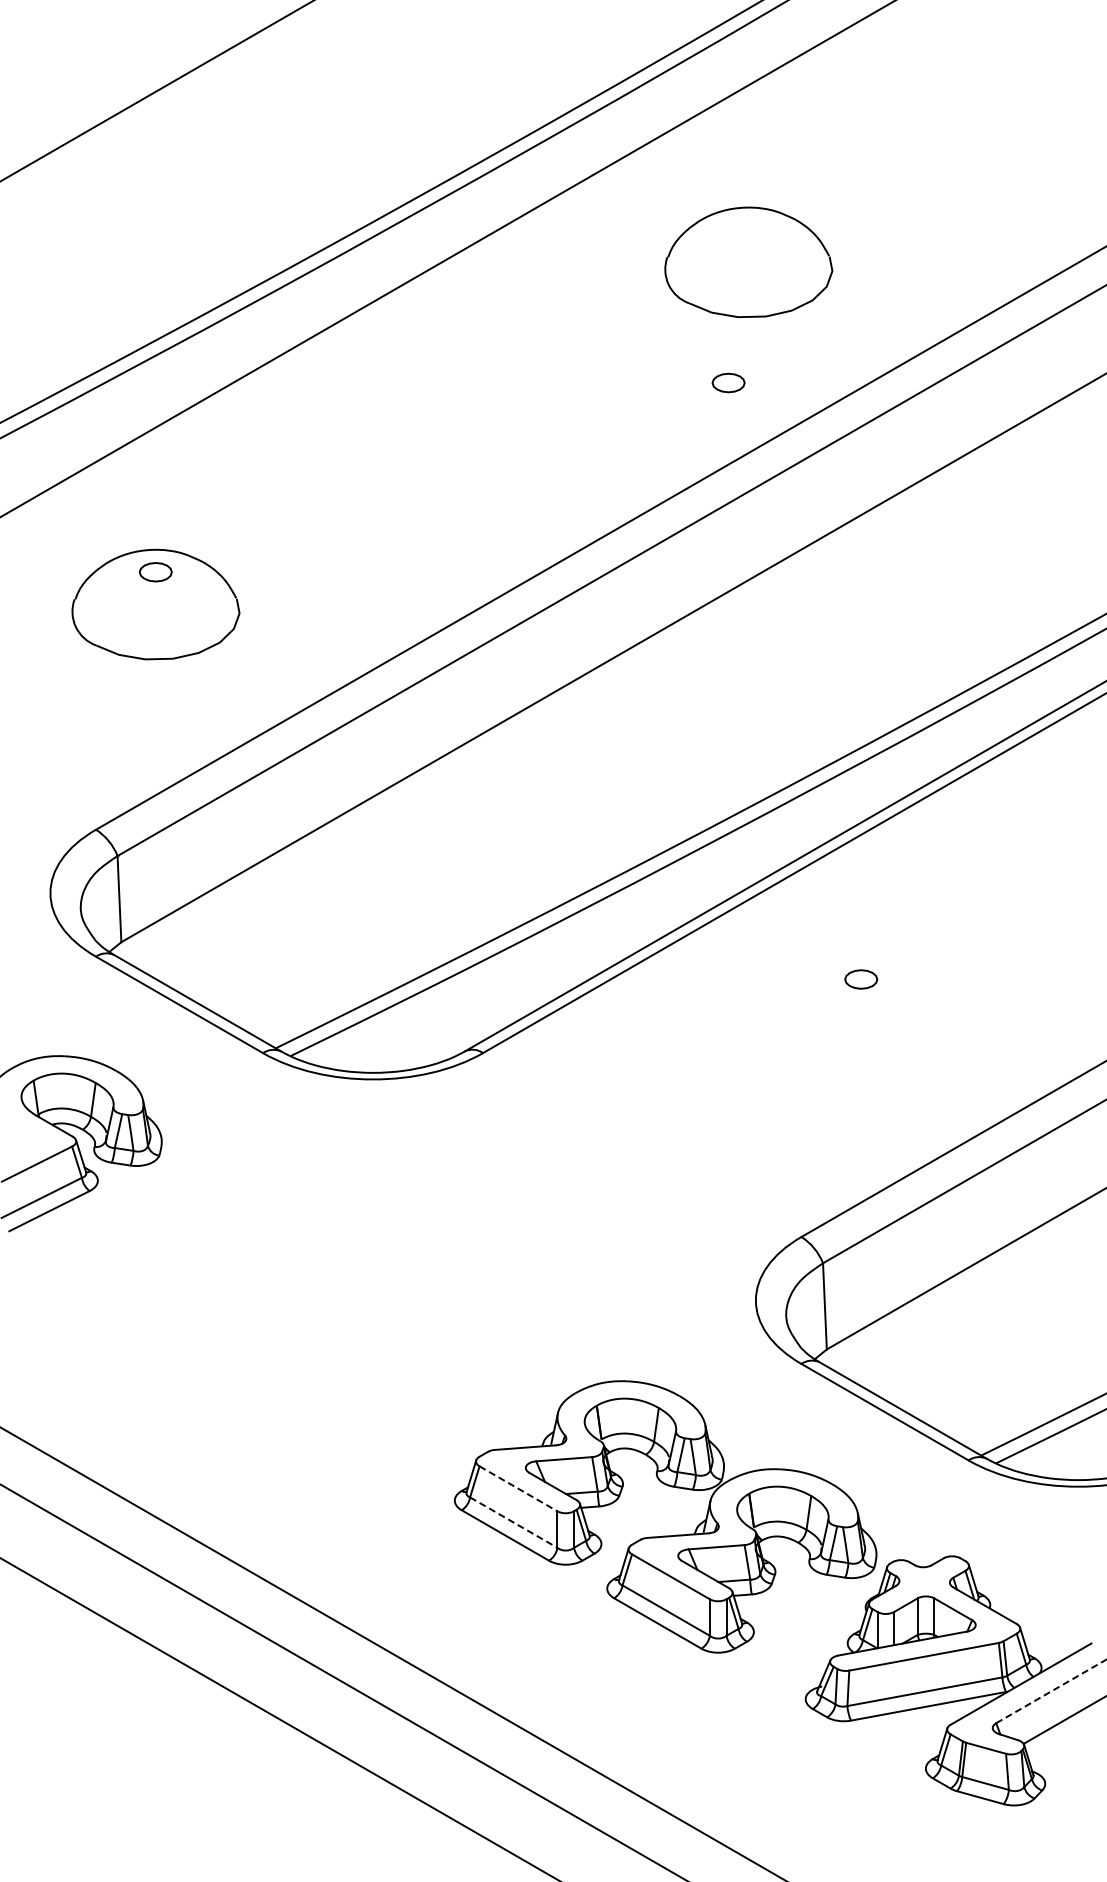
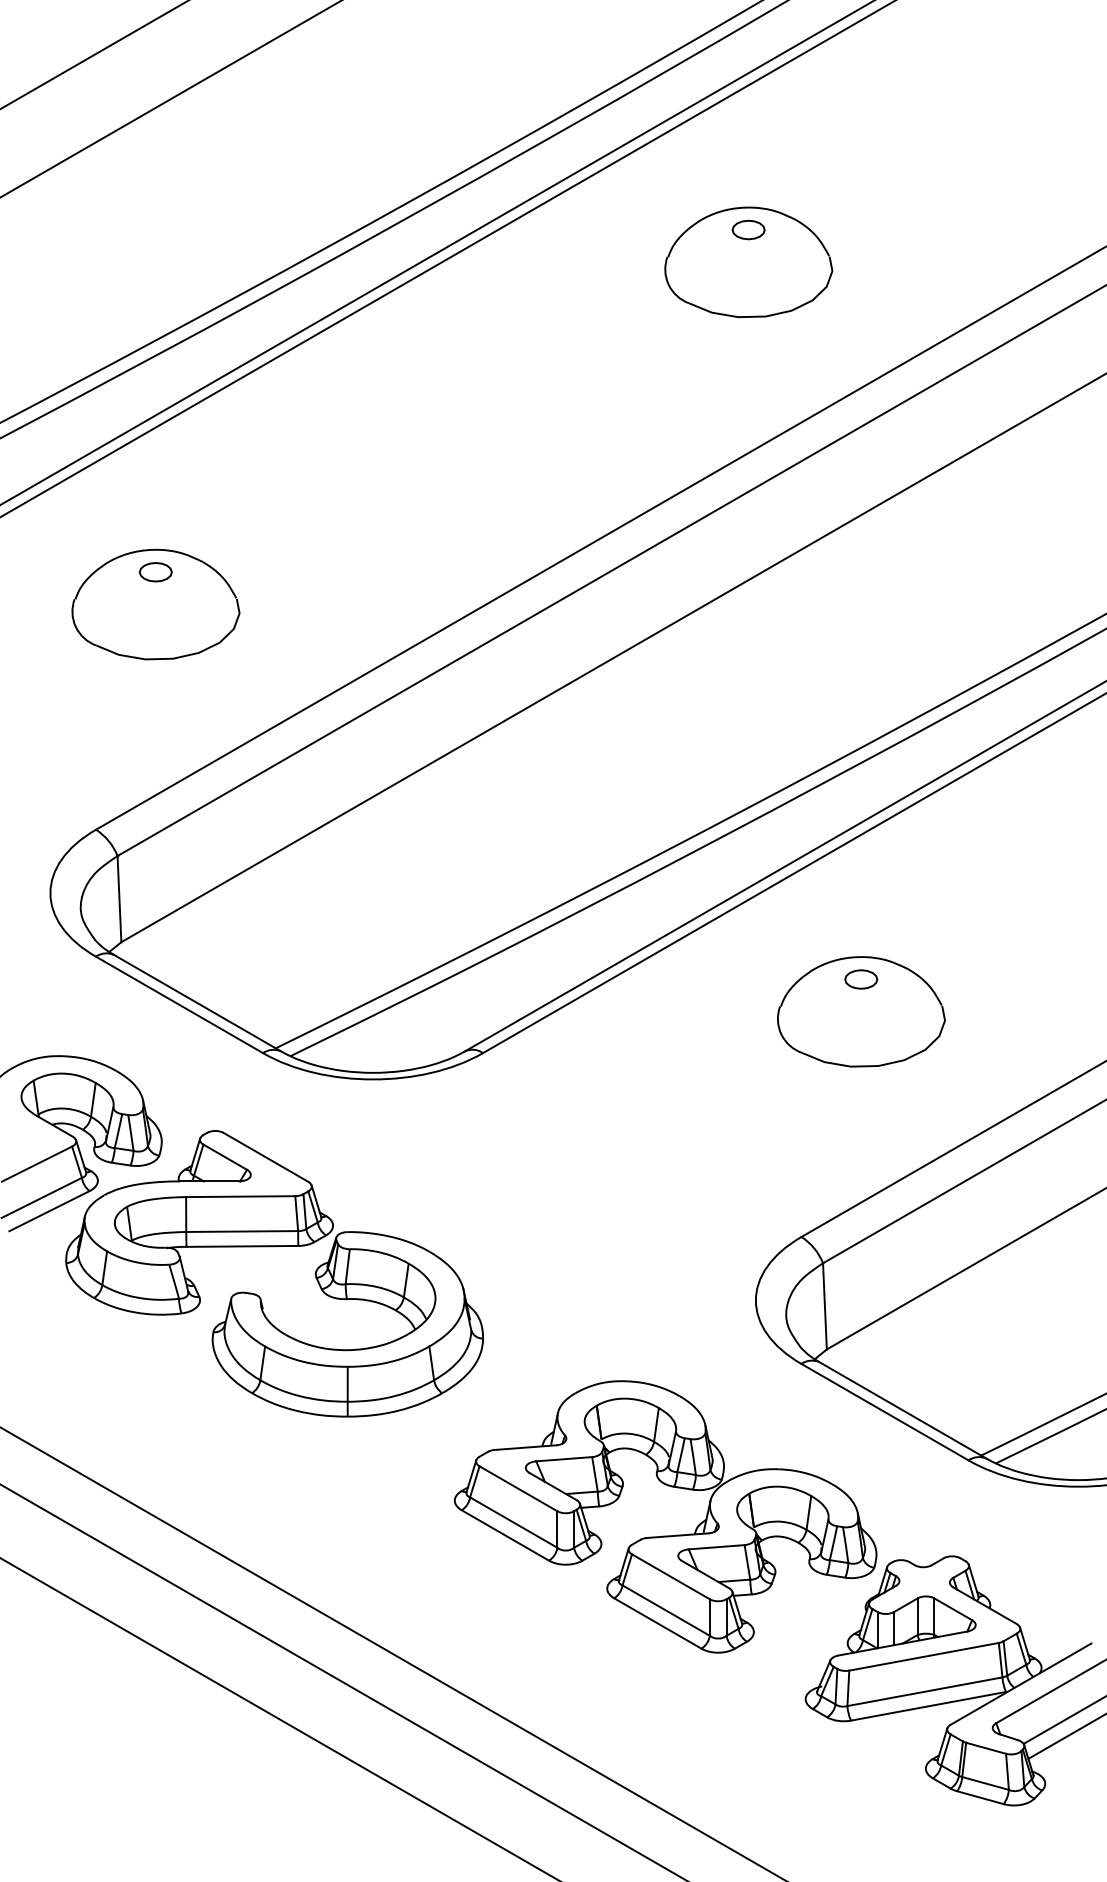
line: none -> present (93, 55)
line position: (156, 91) -> (170, 99) (170, 99)
line: none -> present (436, 253)
part position: (728, 382) -> (748, 229) (748, 229)
part: none -> present (861, 1011)
part: none -> present (272, 1247)
line: dashed -> solid (518, 1488)
line: dashed -> solid (514, 1522)
line: dashed -> solid (1051, 1691)
line: none -> present (1065, 1736)
